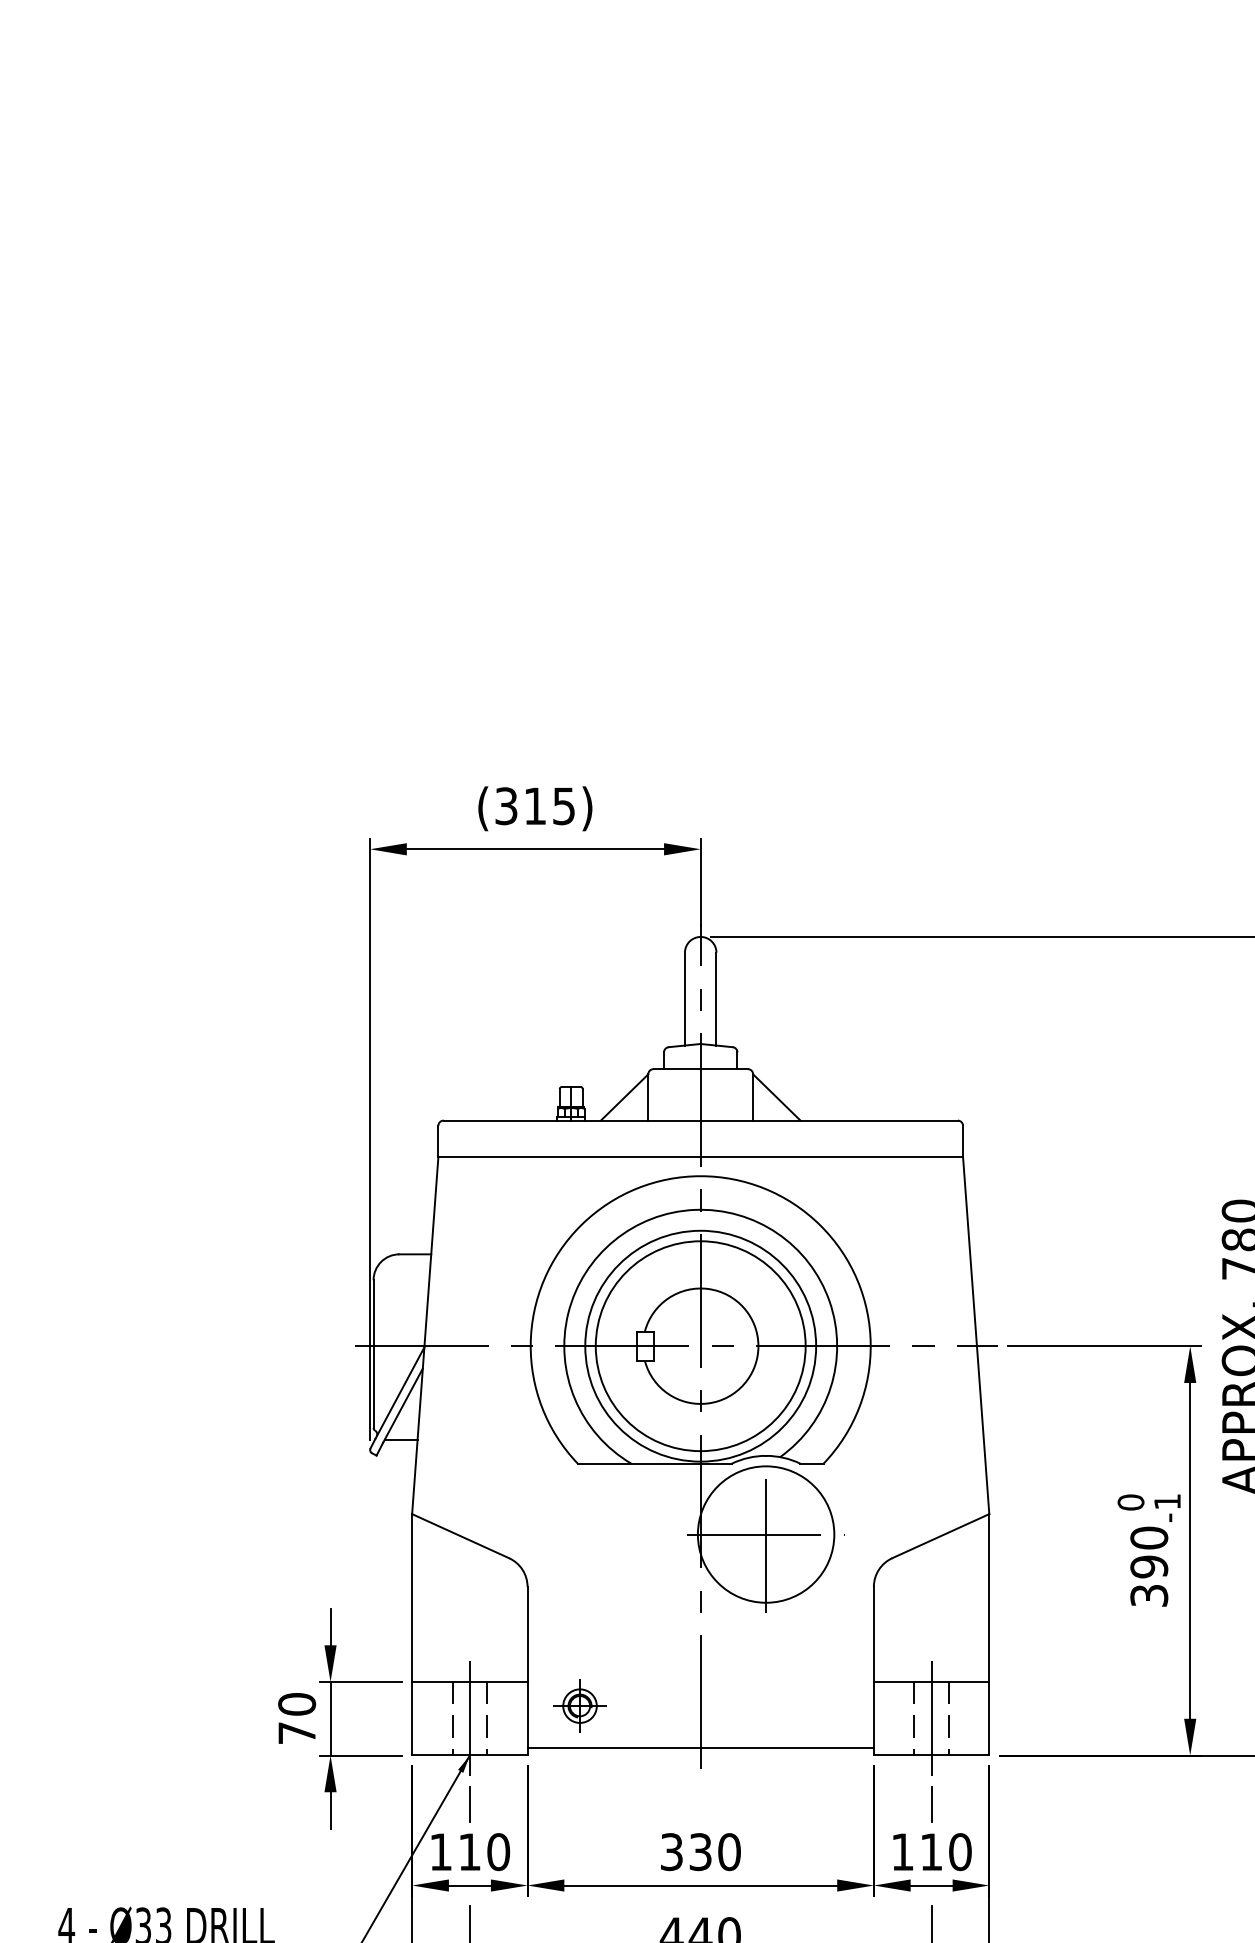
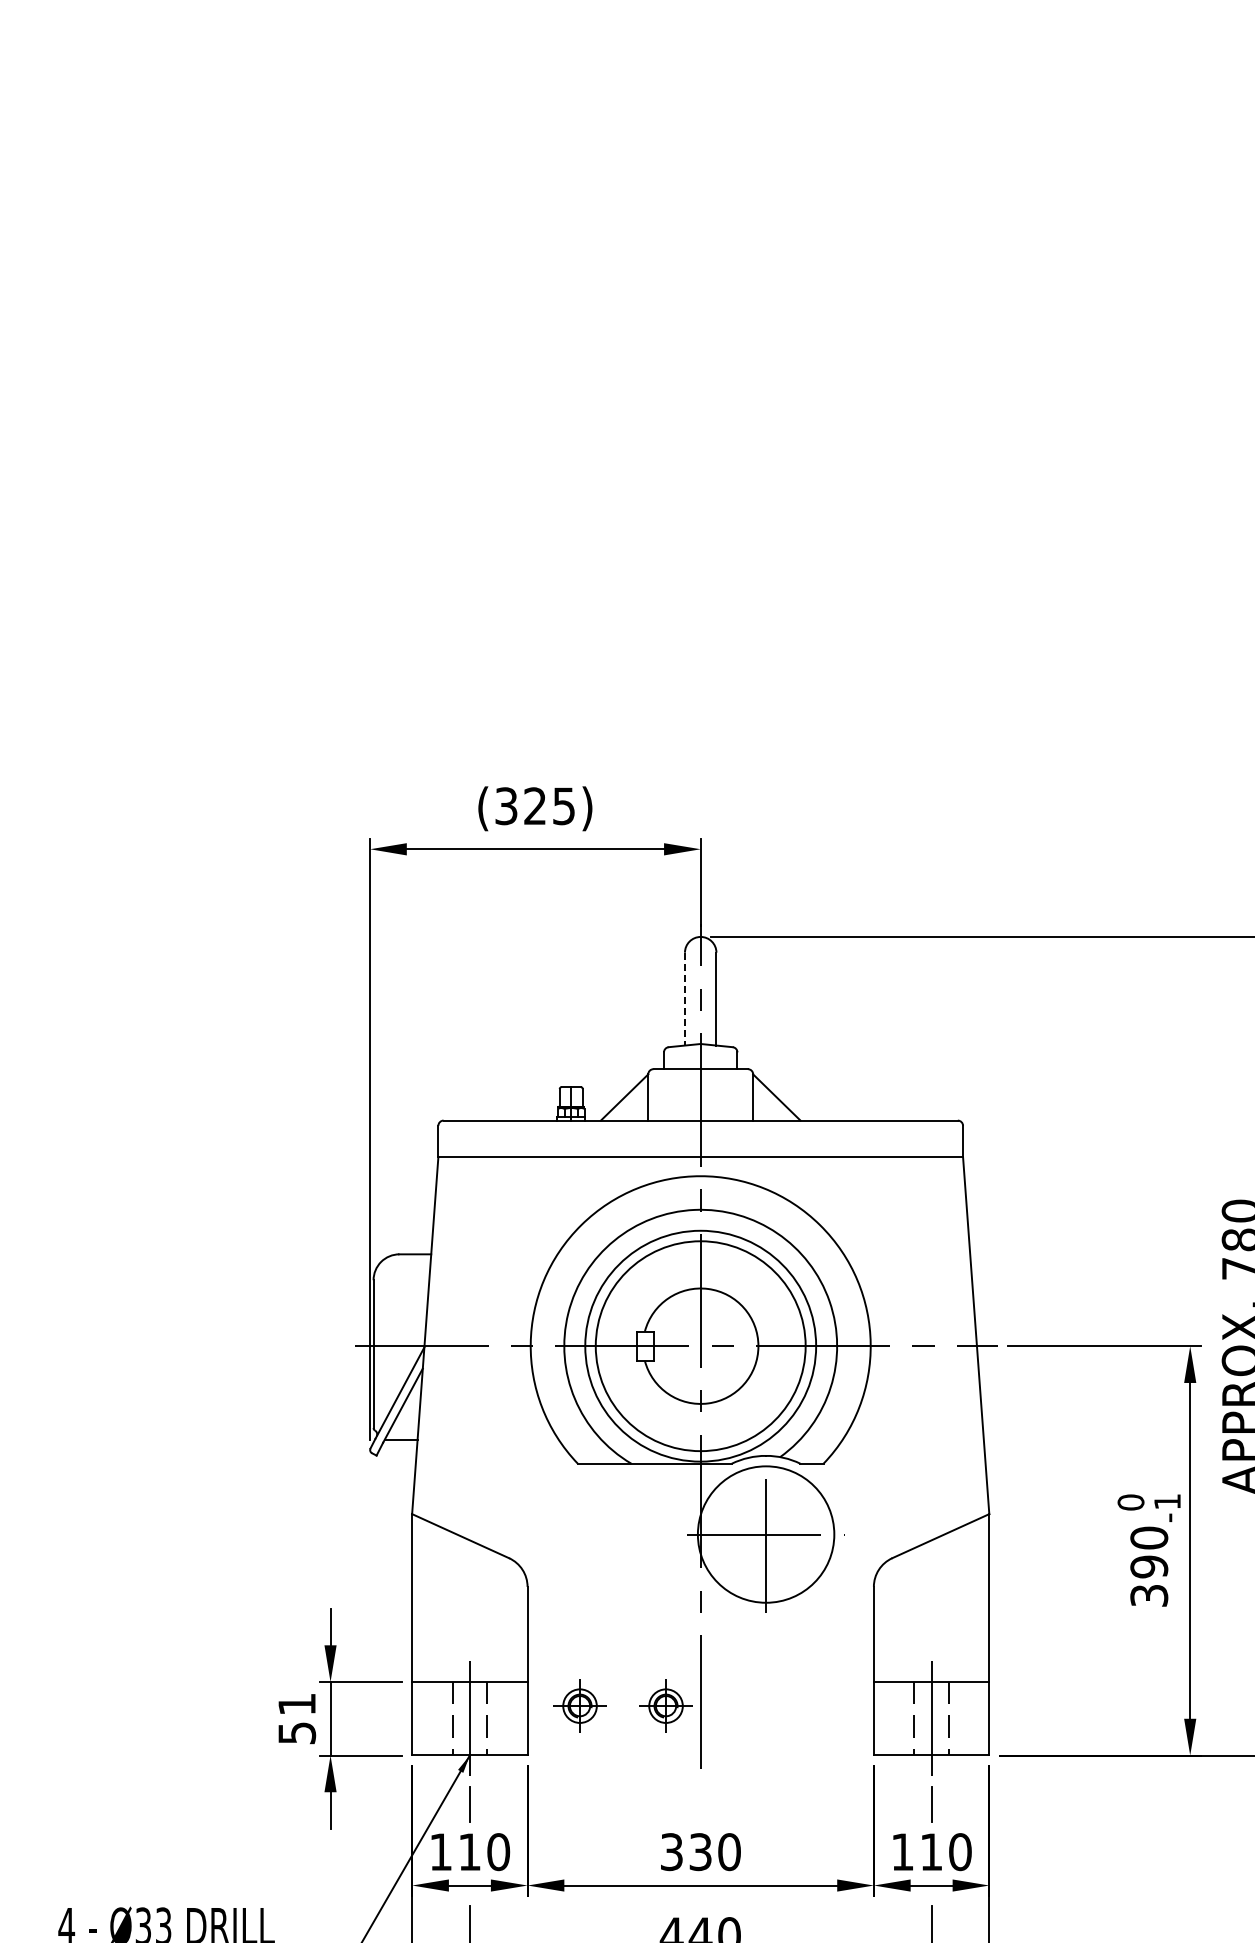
text: (315) -> (325) (534, 805)
line: solid -> dashed (684, 999)
part: none -> present (665, 1705)
text: 70 -> 51 (297, 1718)
line: present -> none (700, 1748)
